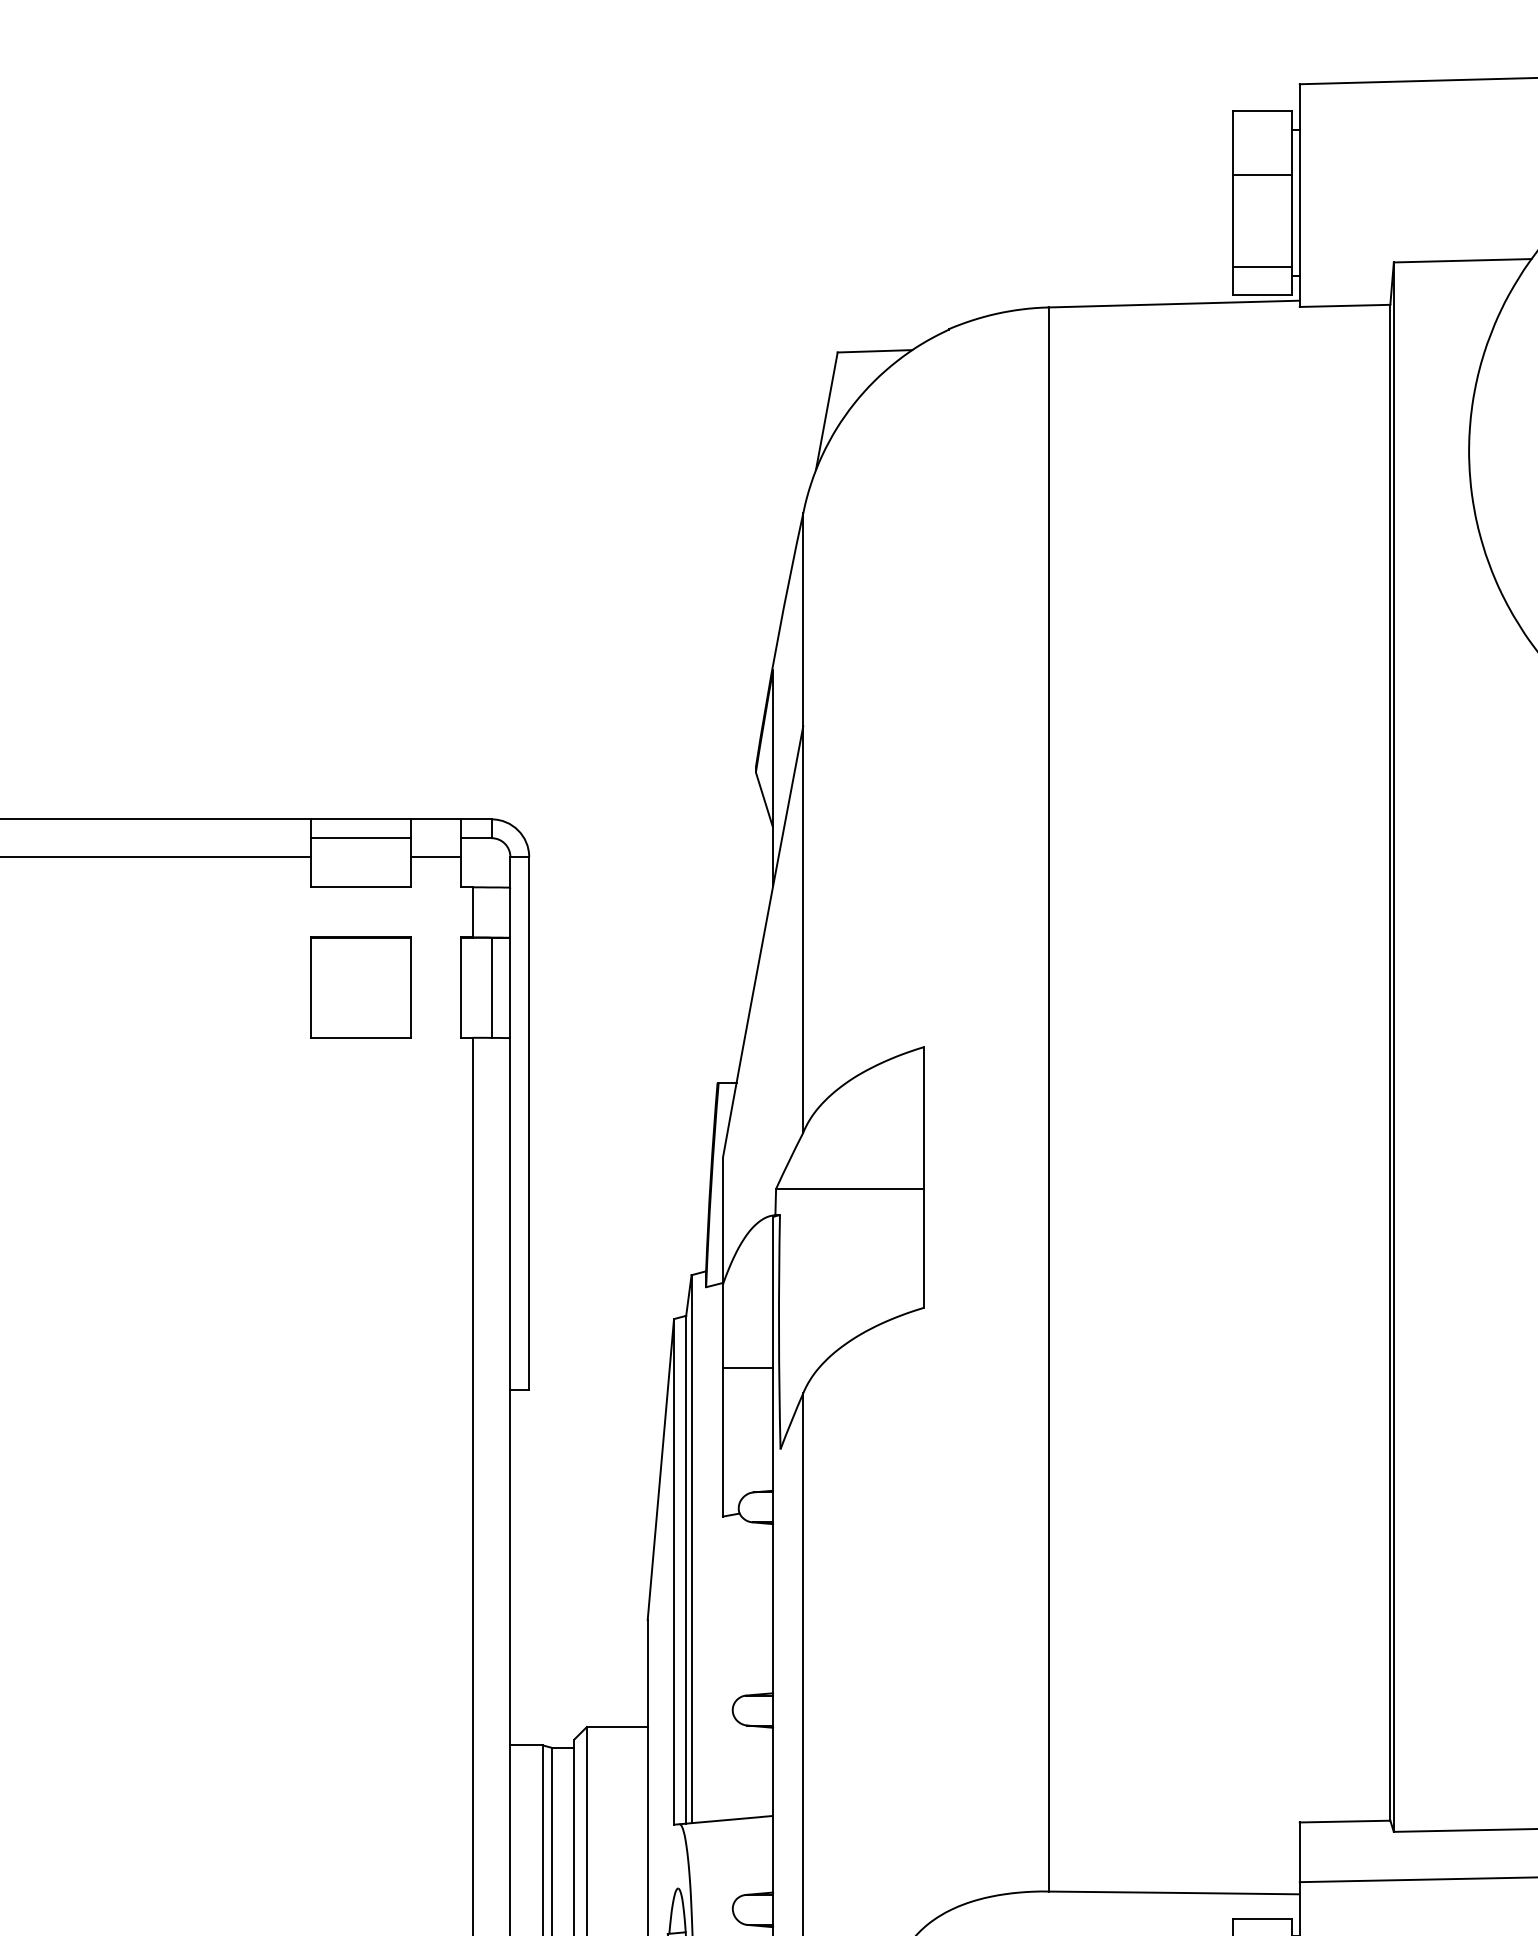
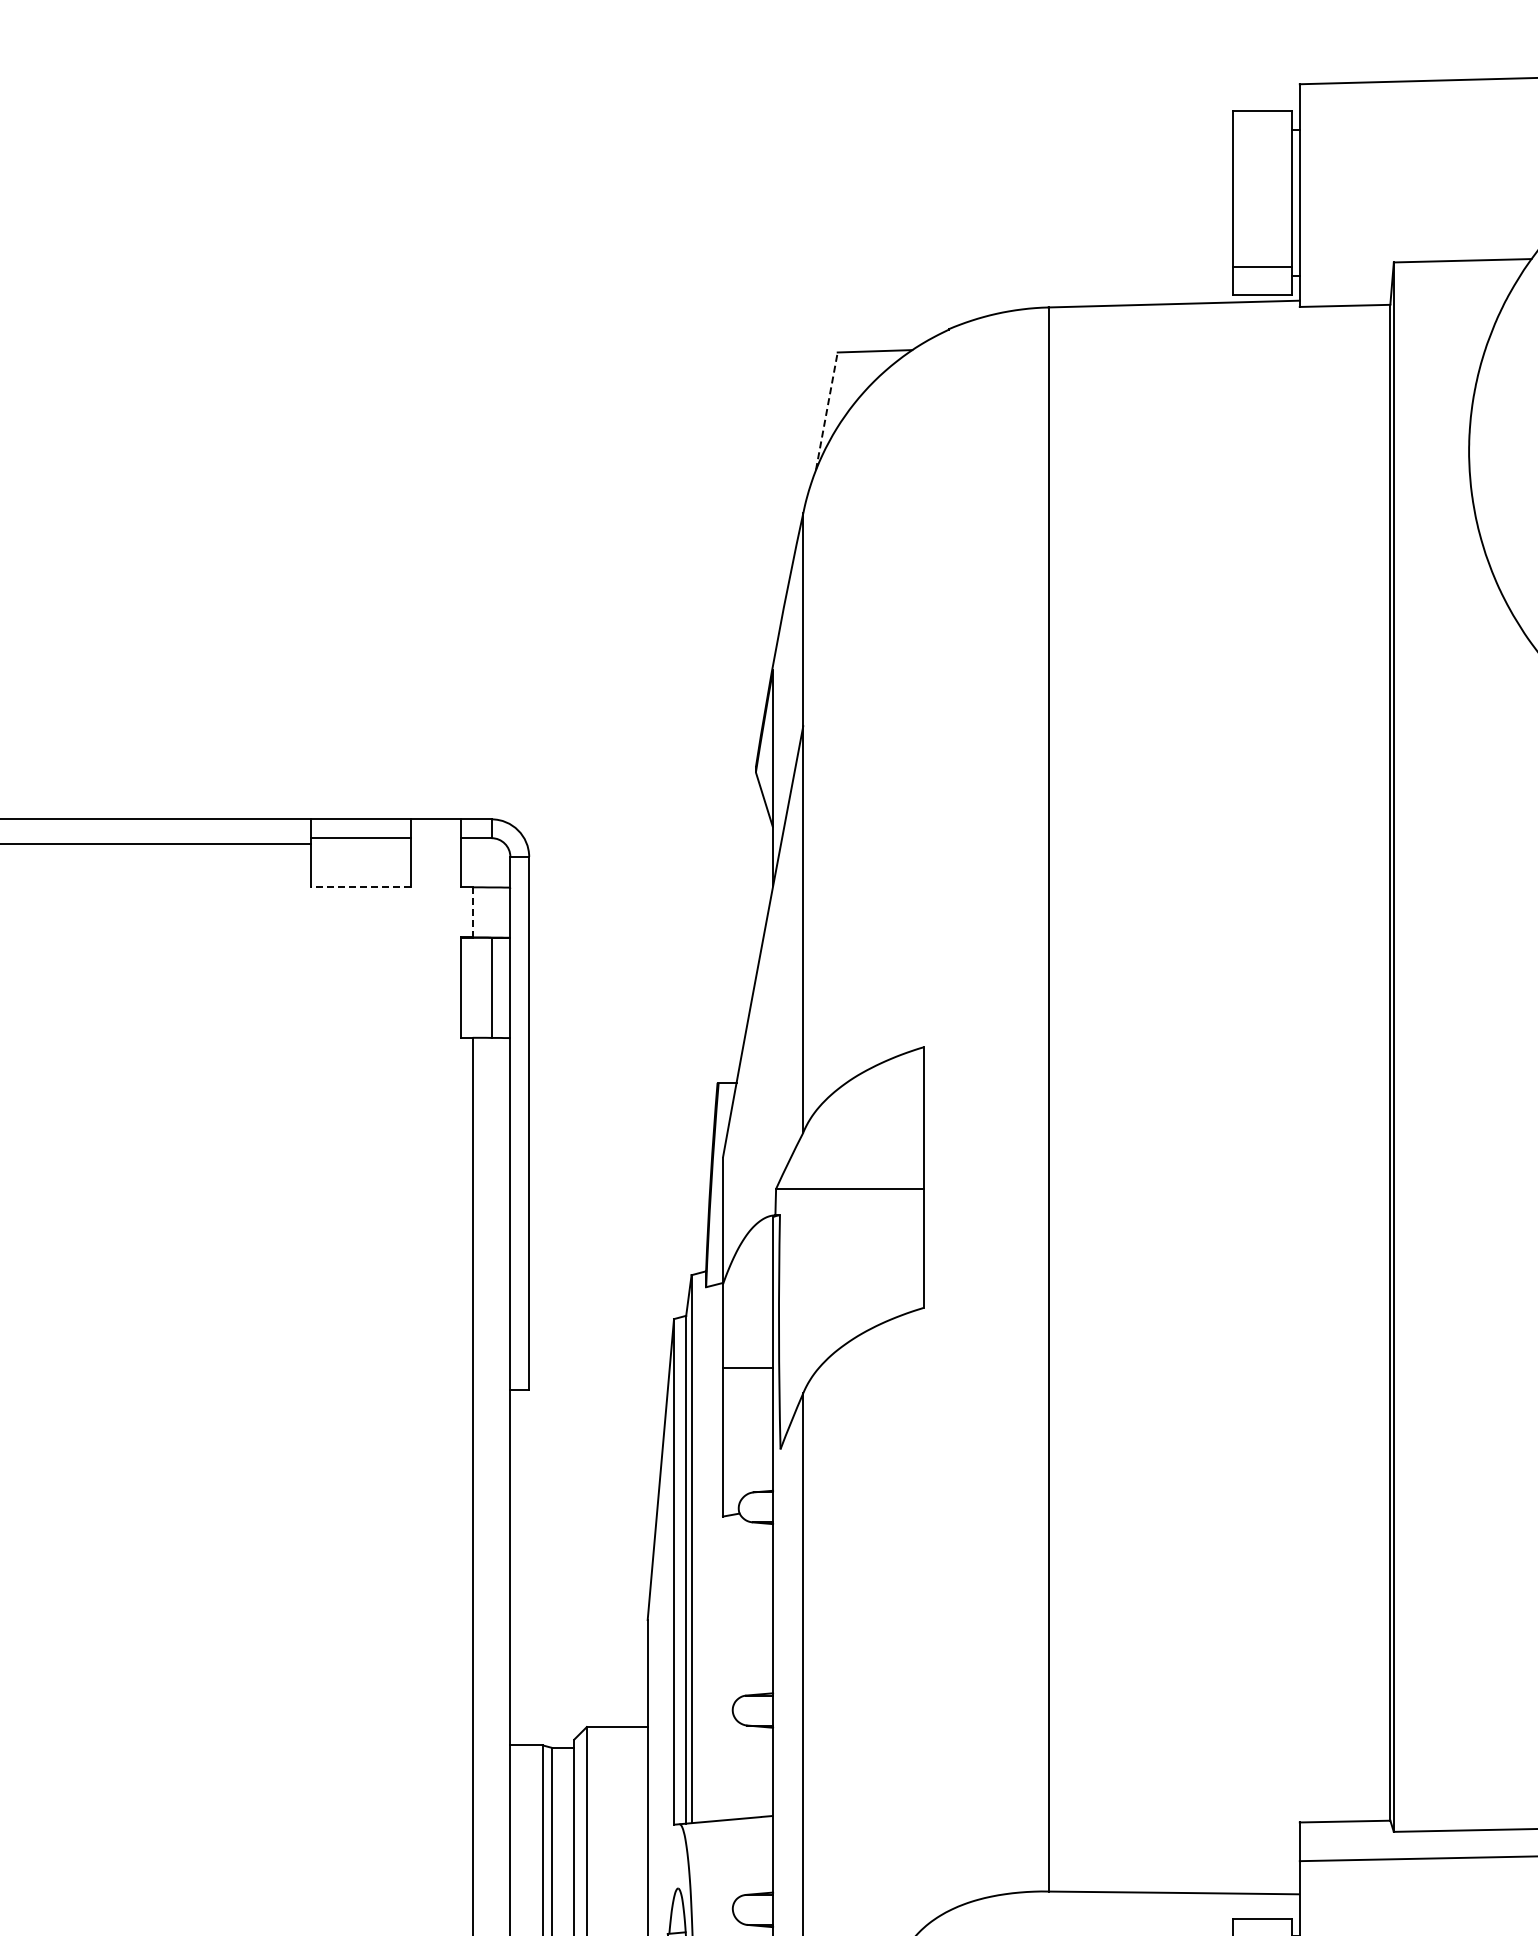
line: present -> none (1262, 175)
line: solid -> dashed (826, 411)
line position: (156, 856) -> (156, 843) (156, 843)
line: present -> none (436, 856)
line: solid -> dashed (360, 887)
line: solid -> dashed (472, 912)
part: present -> none (360, 987)
line position: (1416, 1879) -> (1416, 1858) (1416, 1858)
